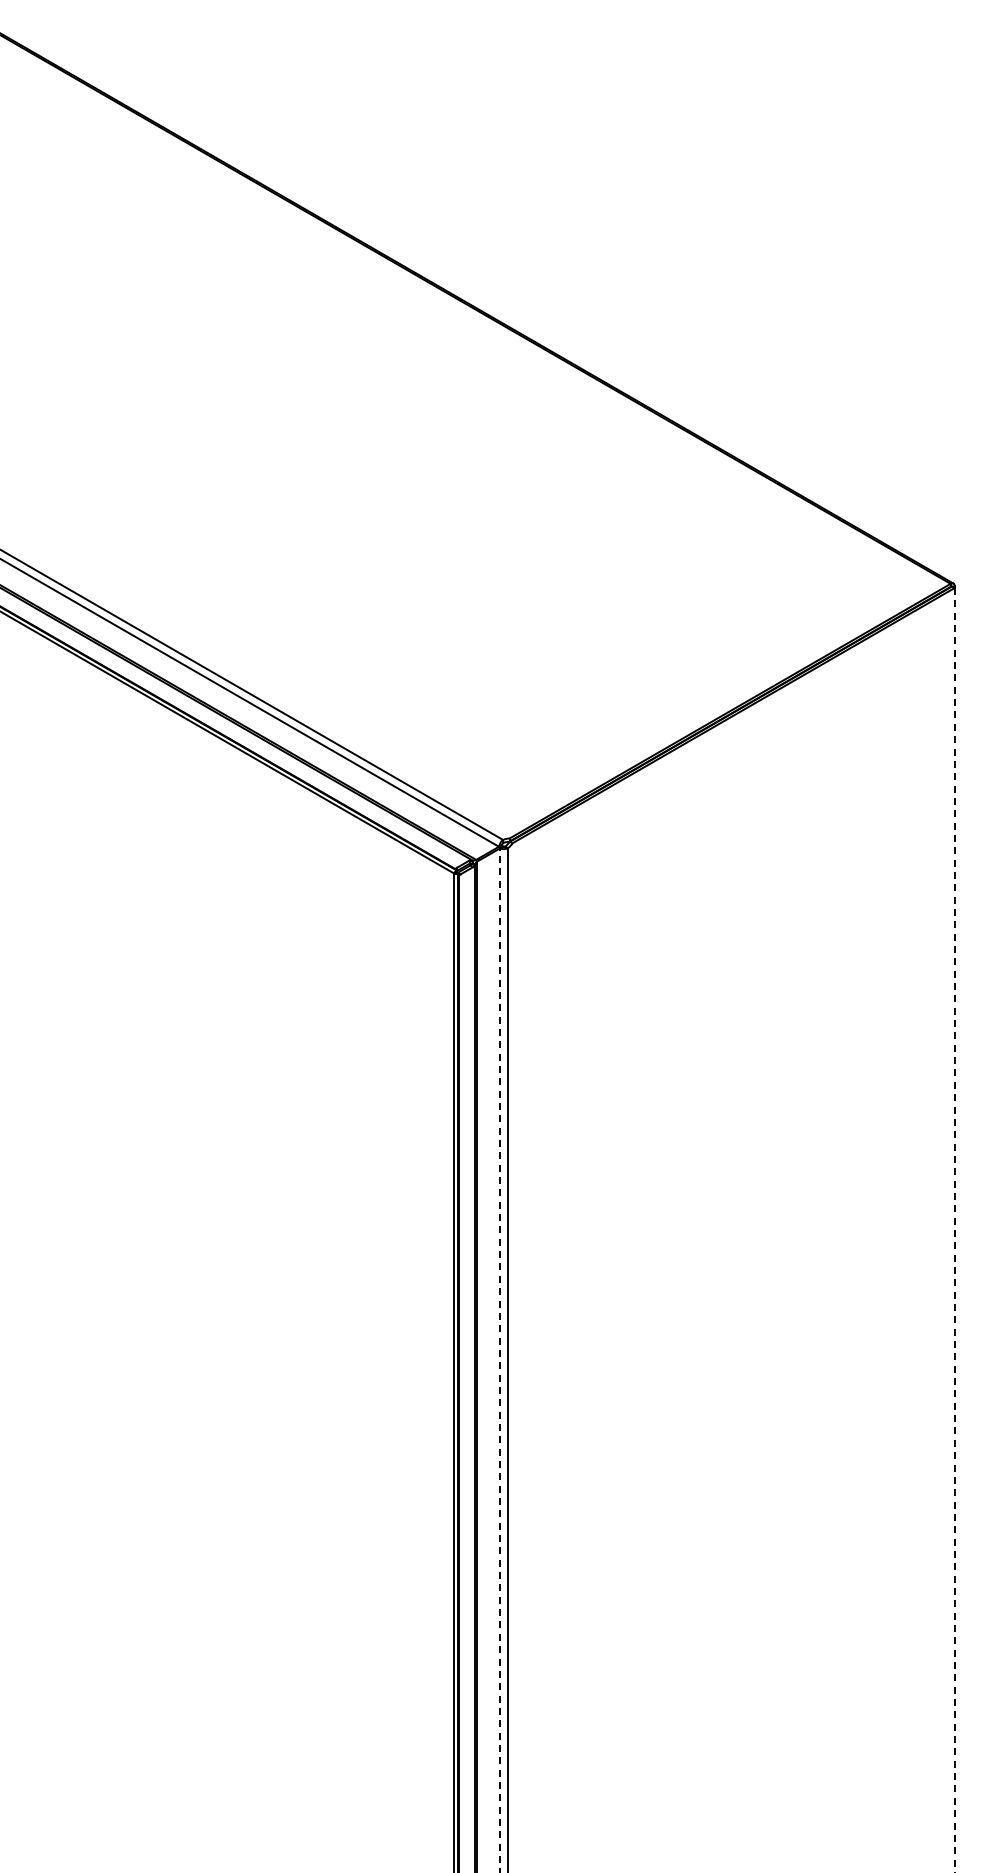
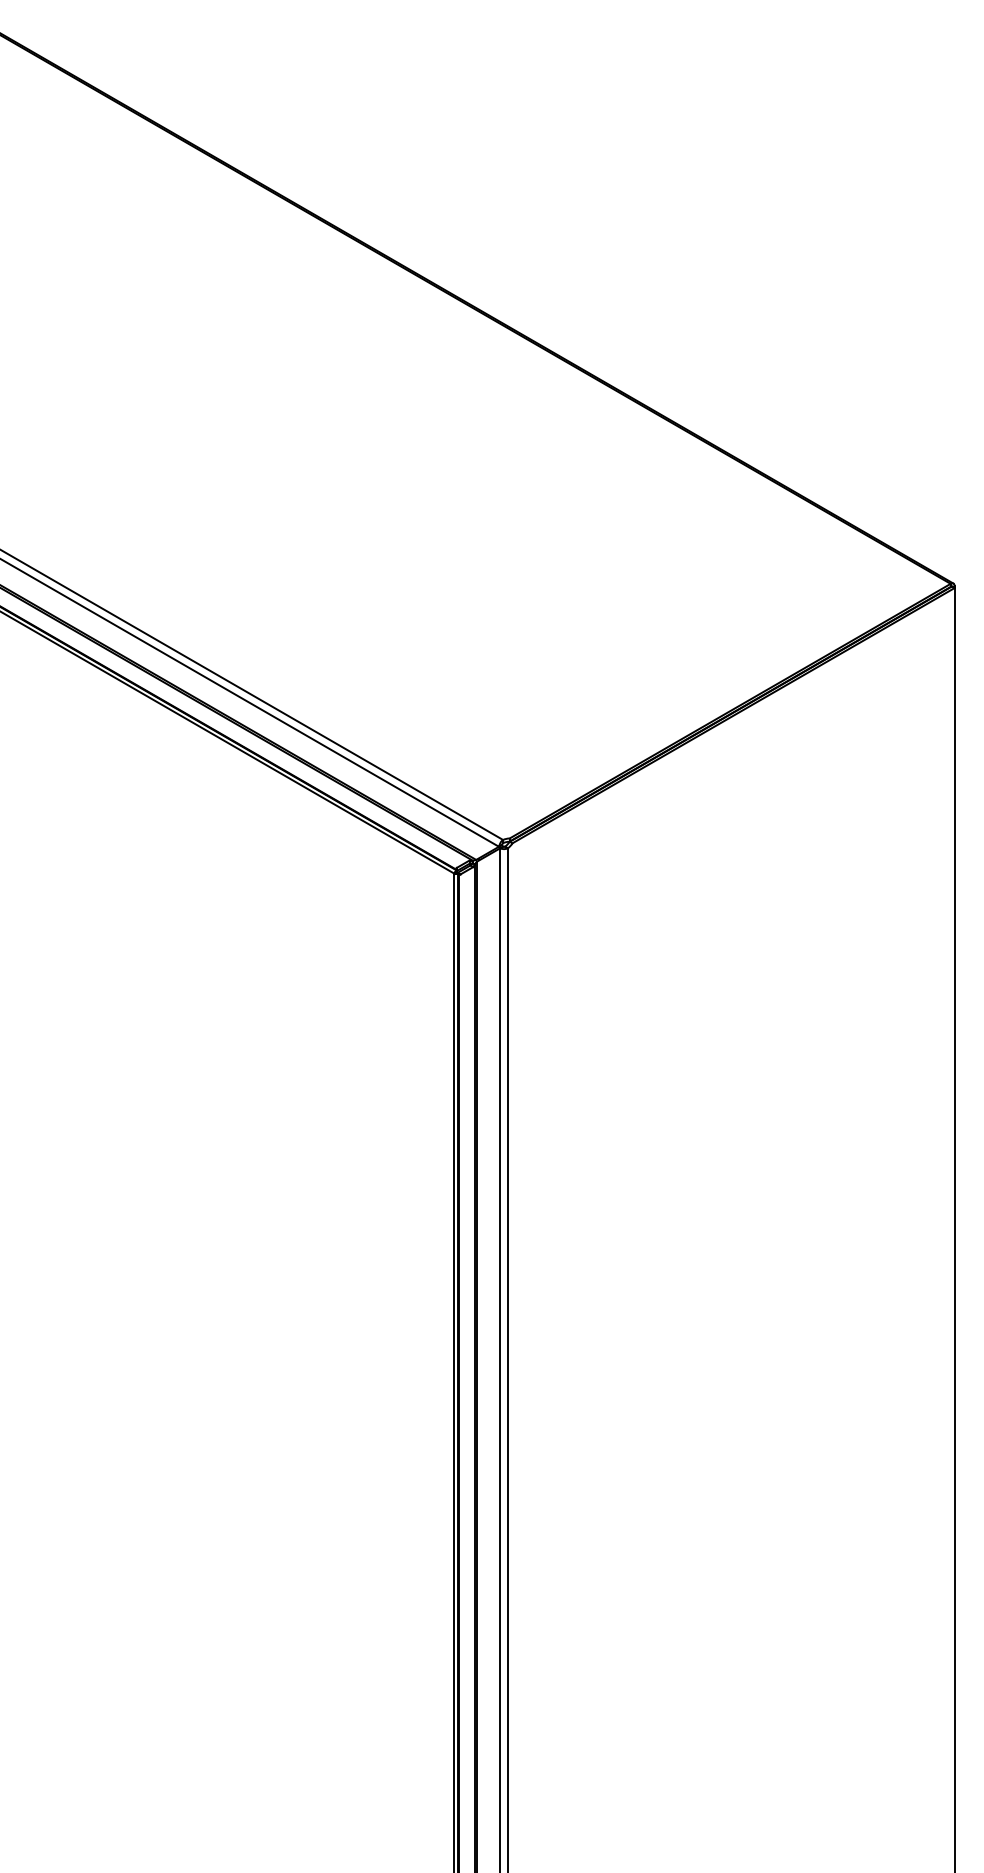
line: dashed -> solid (954, 1230)
line: dashed -> solid (499, 1360)
